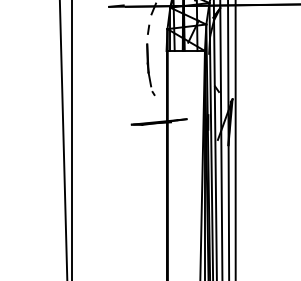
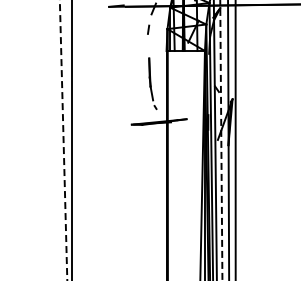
part position: (150, 69) -> (152, 83) (152, 83)
line: solid -> dashed (63, 140)
line: solid -> dashed (221, 140)
